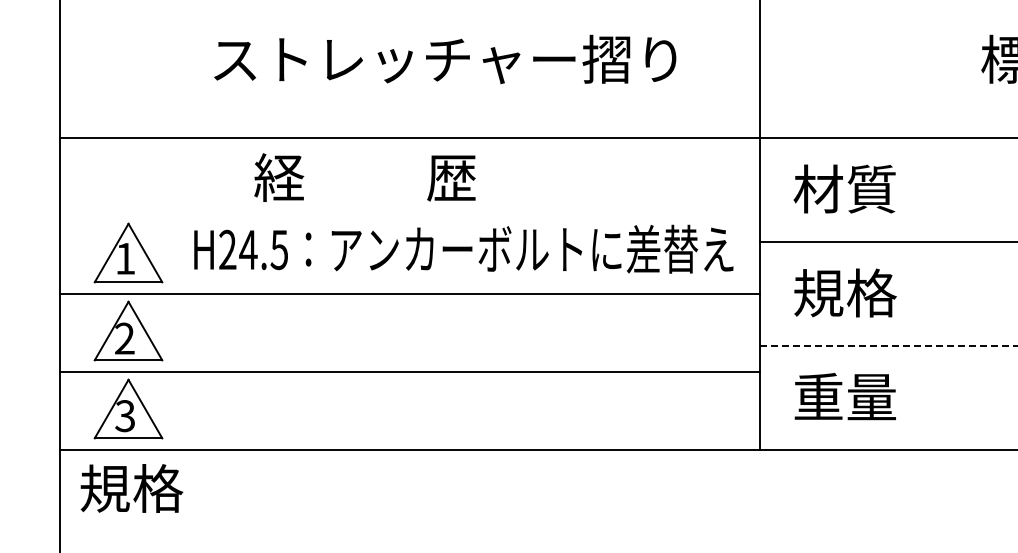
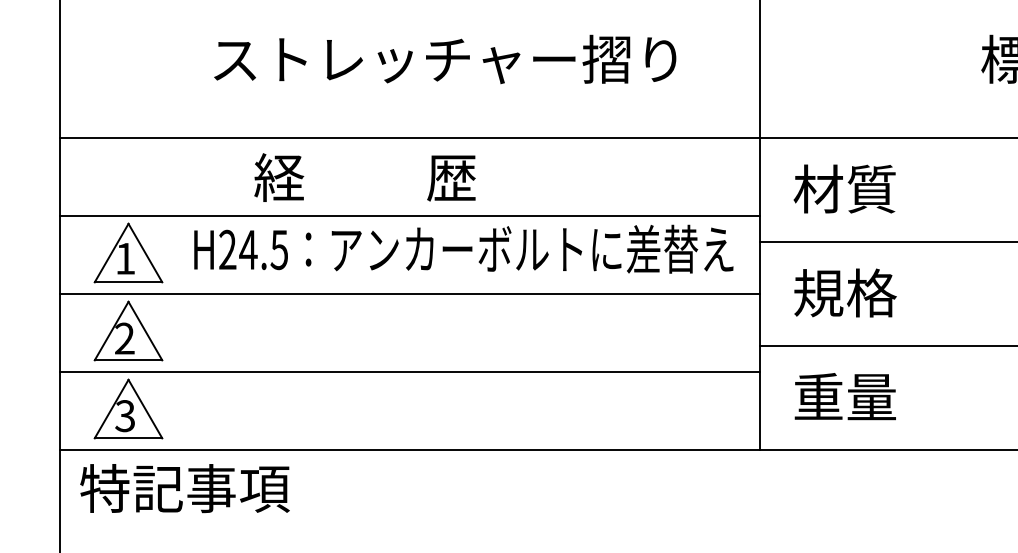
line: none -> present (410, 216)
line: dashed -> solid (889, 346)
text: 規格 -> 特記事項 (184, 488)
